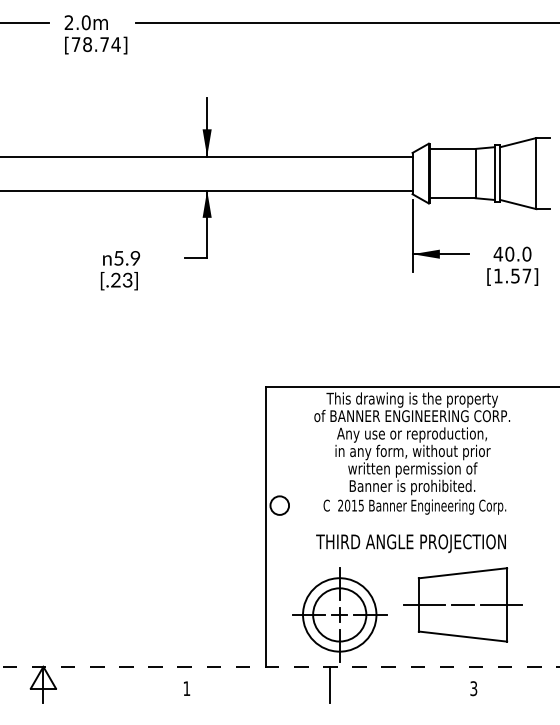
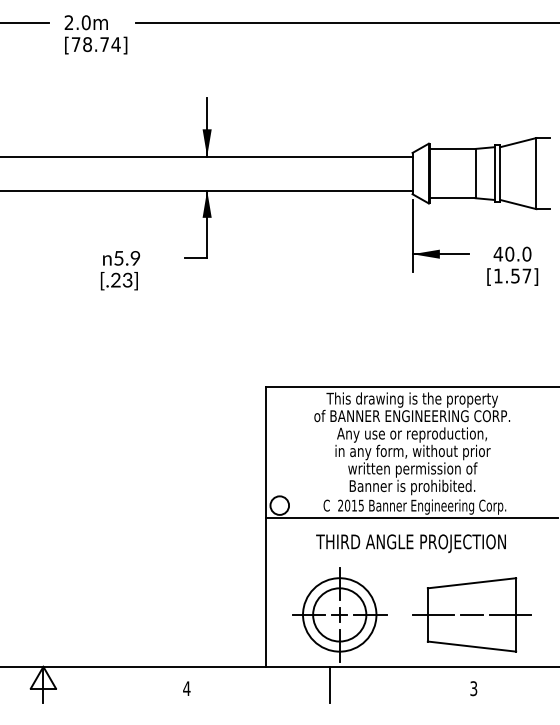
line: none -> present (411, 518)
part position: (462, 604) -> (471, 614) (471, 614)
line: dashed -> solid (280, 666)
text: 1 -> 4 (186, 688)
